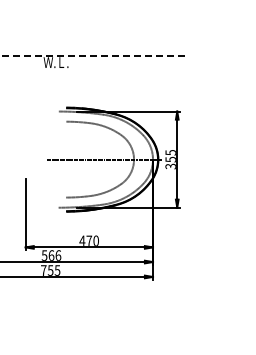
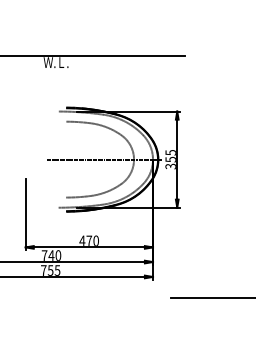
line: dashed -> solid (92, 56)
text: 566 -> 740 (51, 255)
line: none -> present (211, 297)
